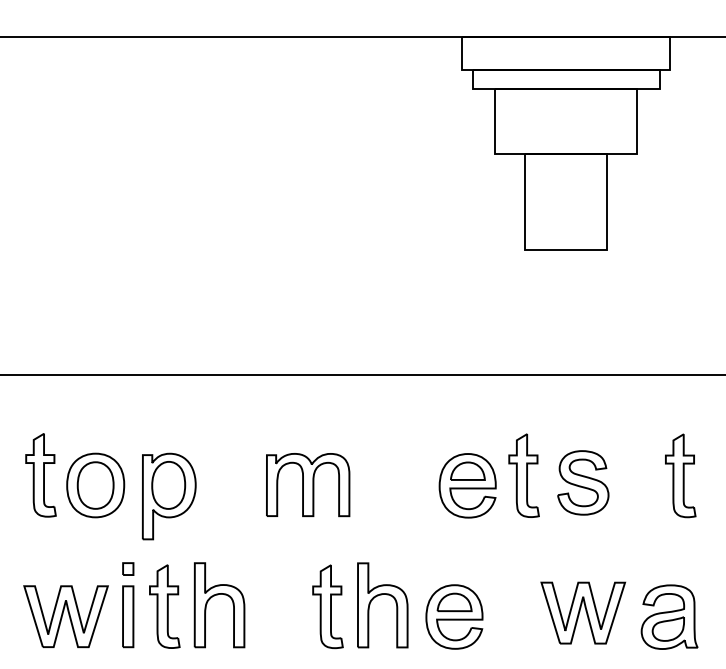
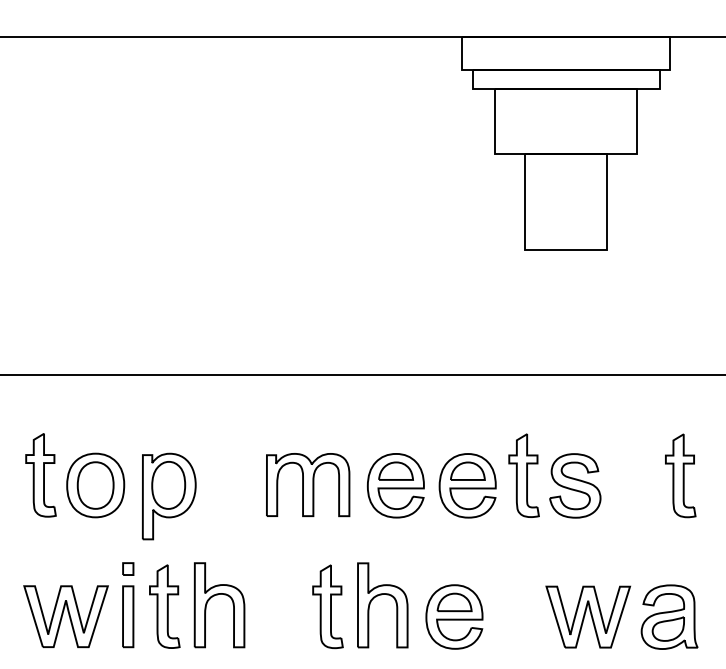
part position: (583, 482) -> (575, 485) (575, 485)
part: none -> present (395, 485)
part position: (583, 612) -> (588, 616) (588, 616)
